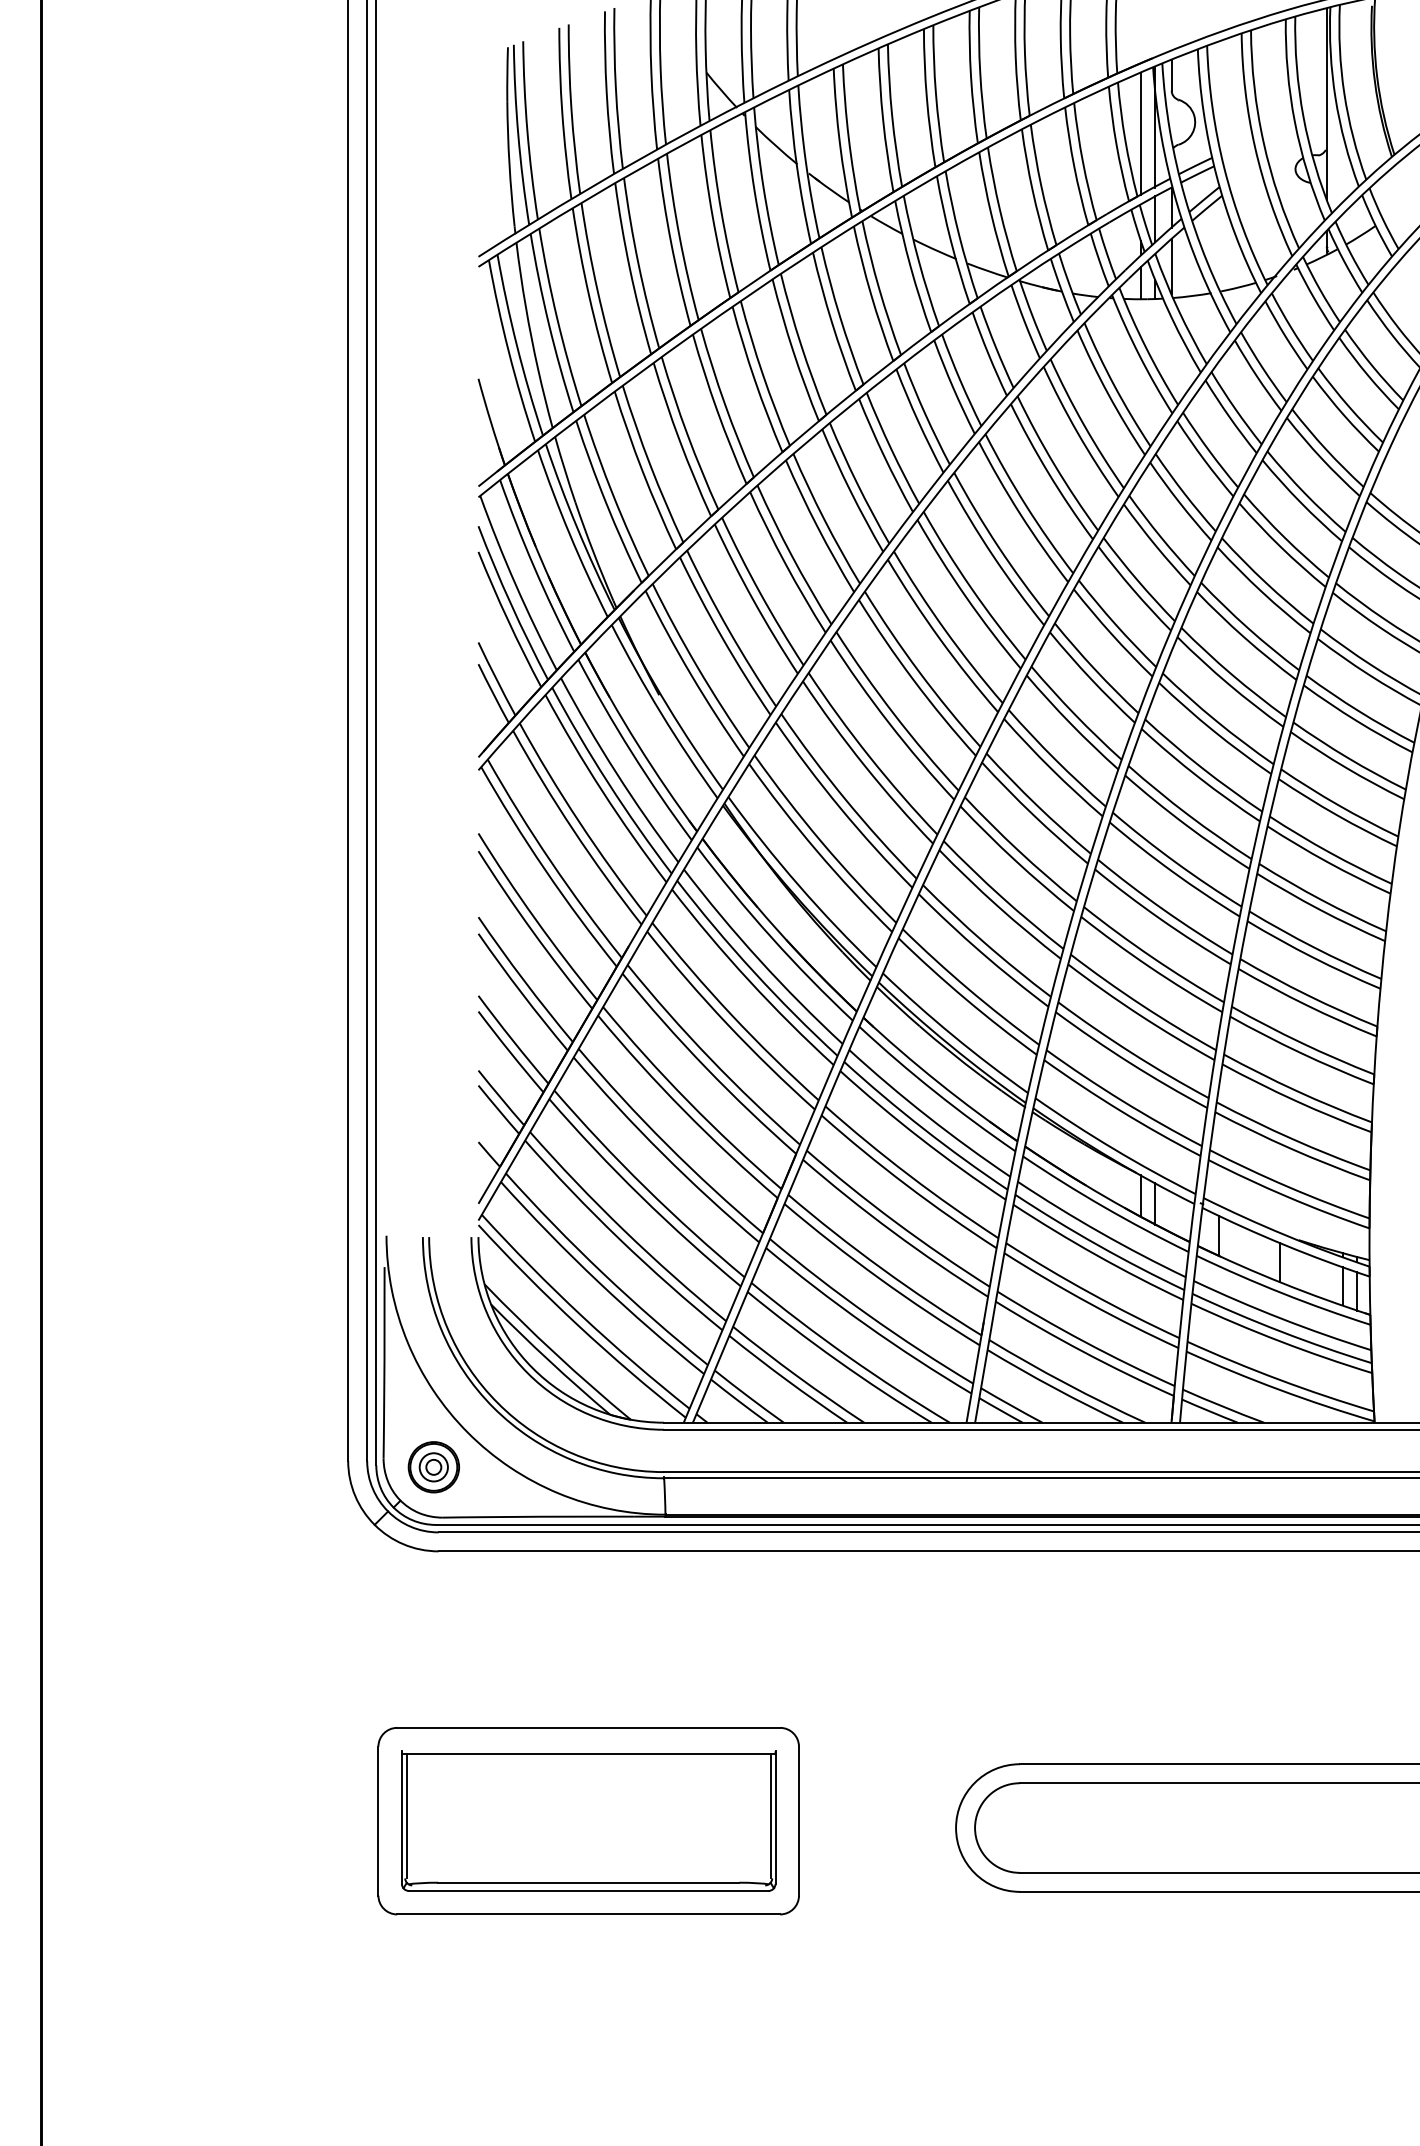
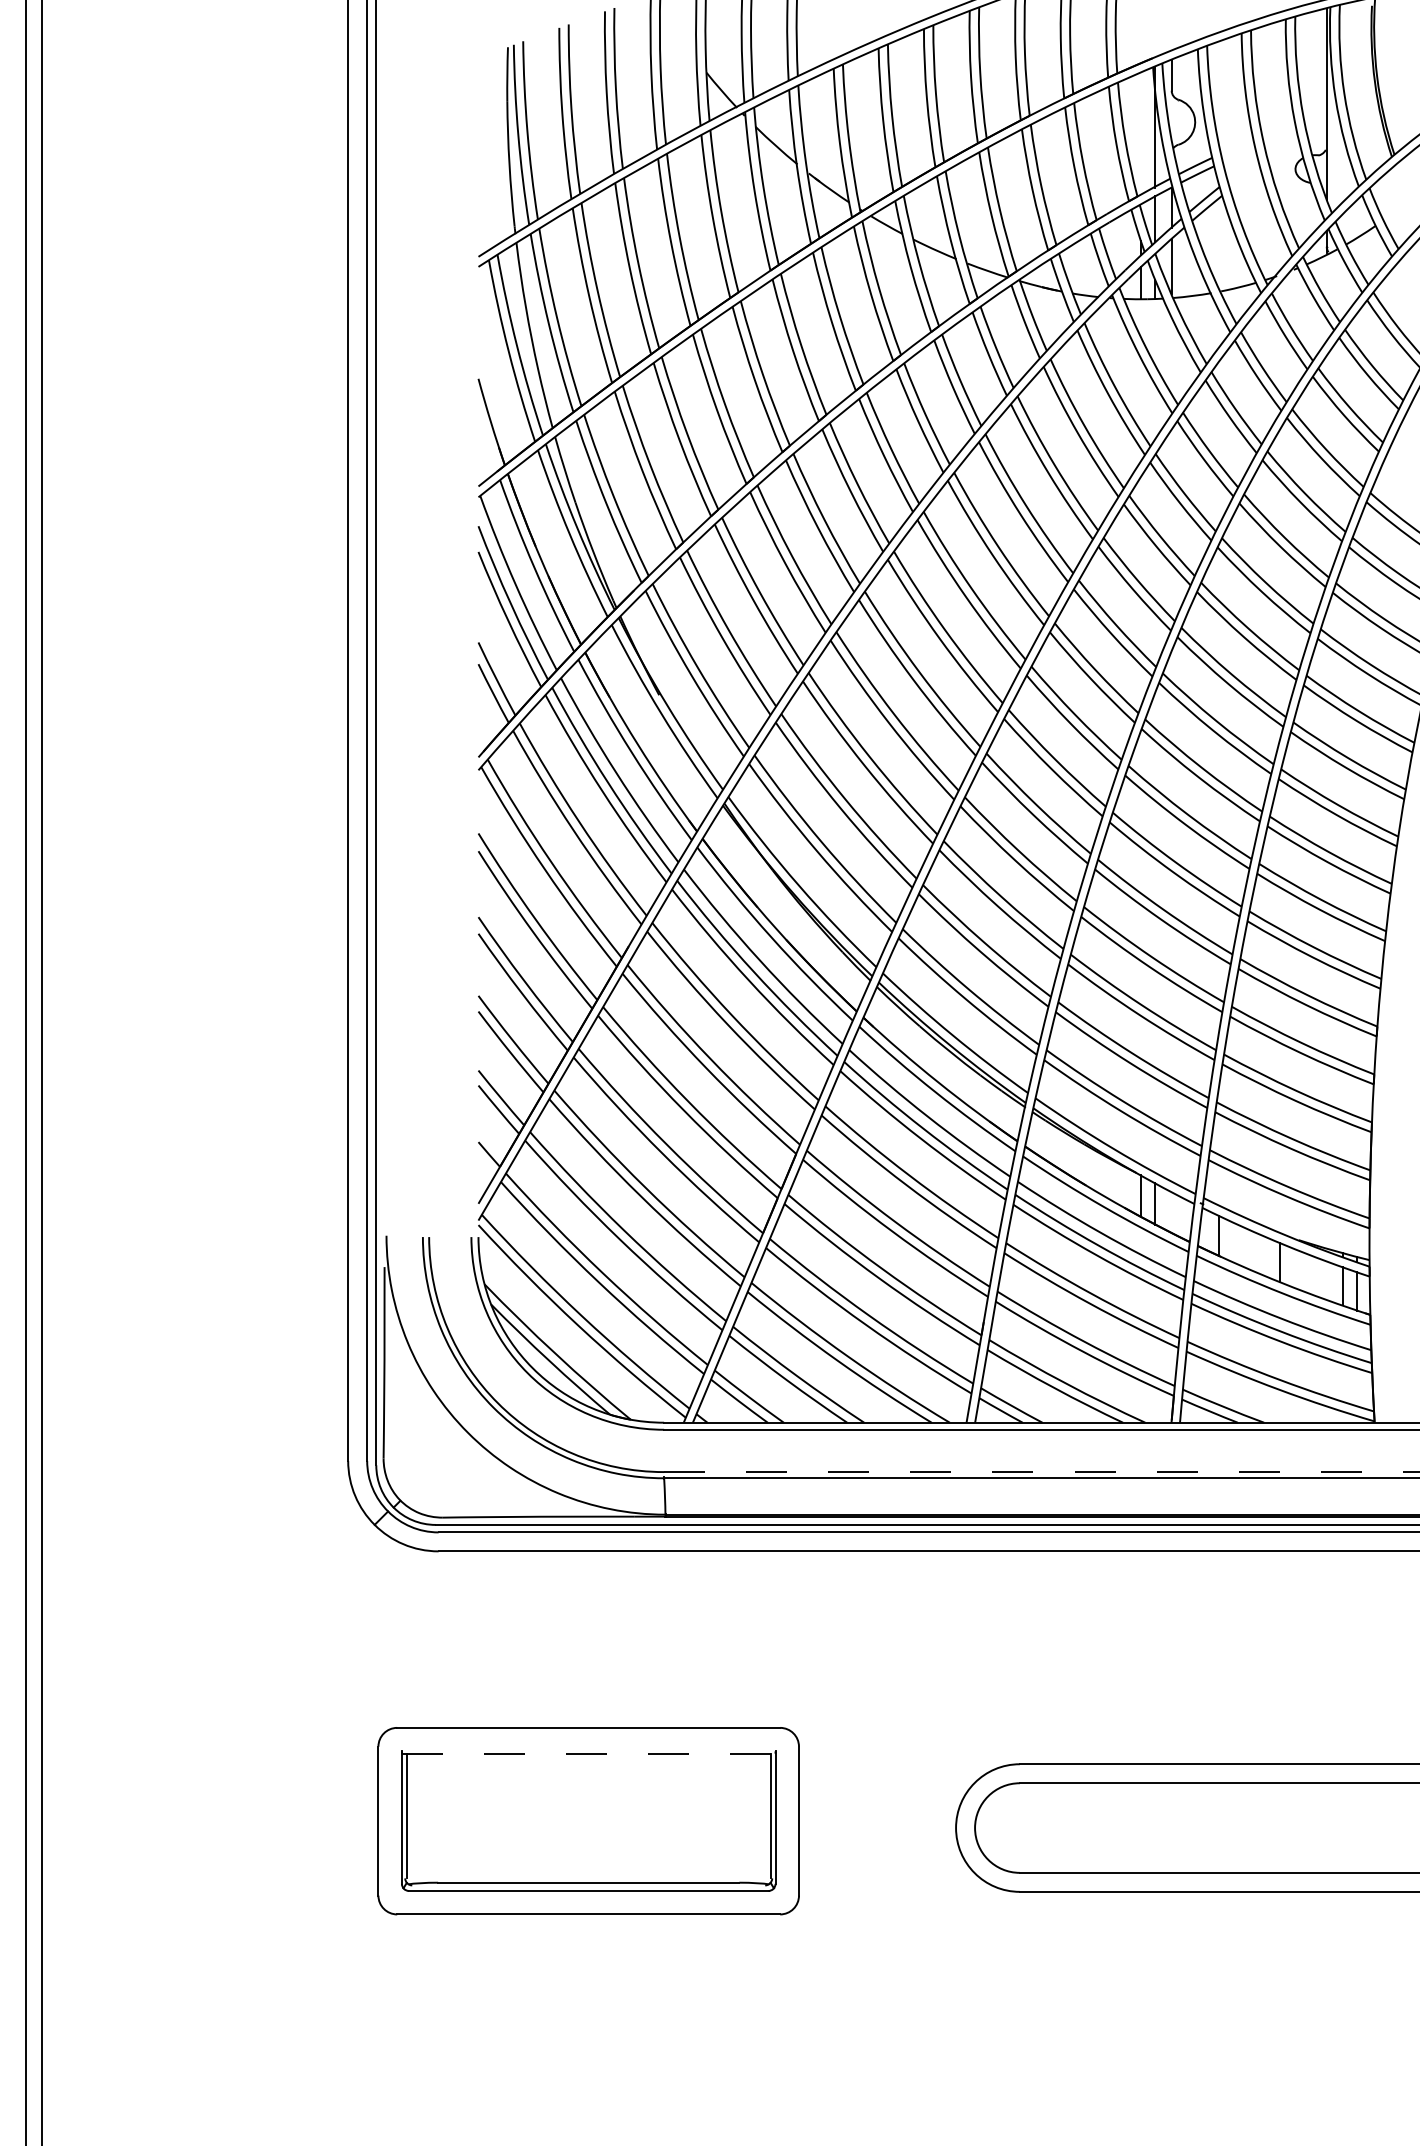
line: present -> none (1141, 133)
line position: (41, 1072) -> (26, 1072) (26, 1072)
part: present -> none (433, 1467)
line: solid -> dashed (1042, 1472)
line: solid -> dashed (588, 1753)
